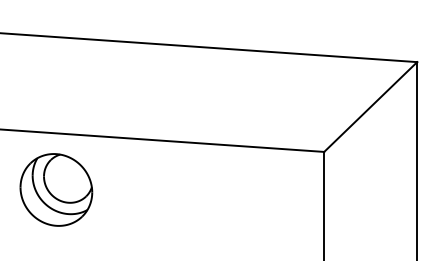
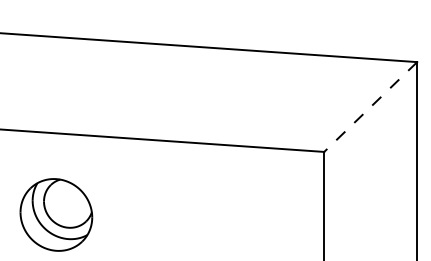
line: solid -> dashed (370, 107)
part position: (56, 189) -> (56, 214) (56, 214)
